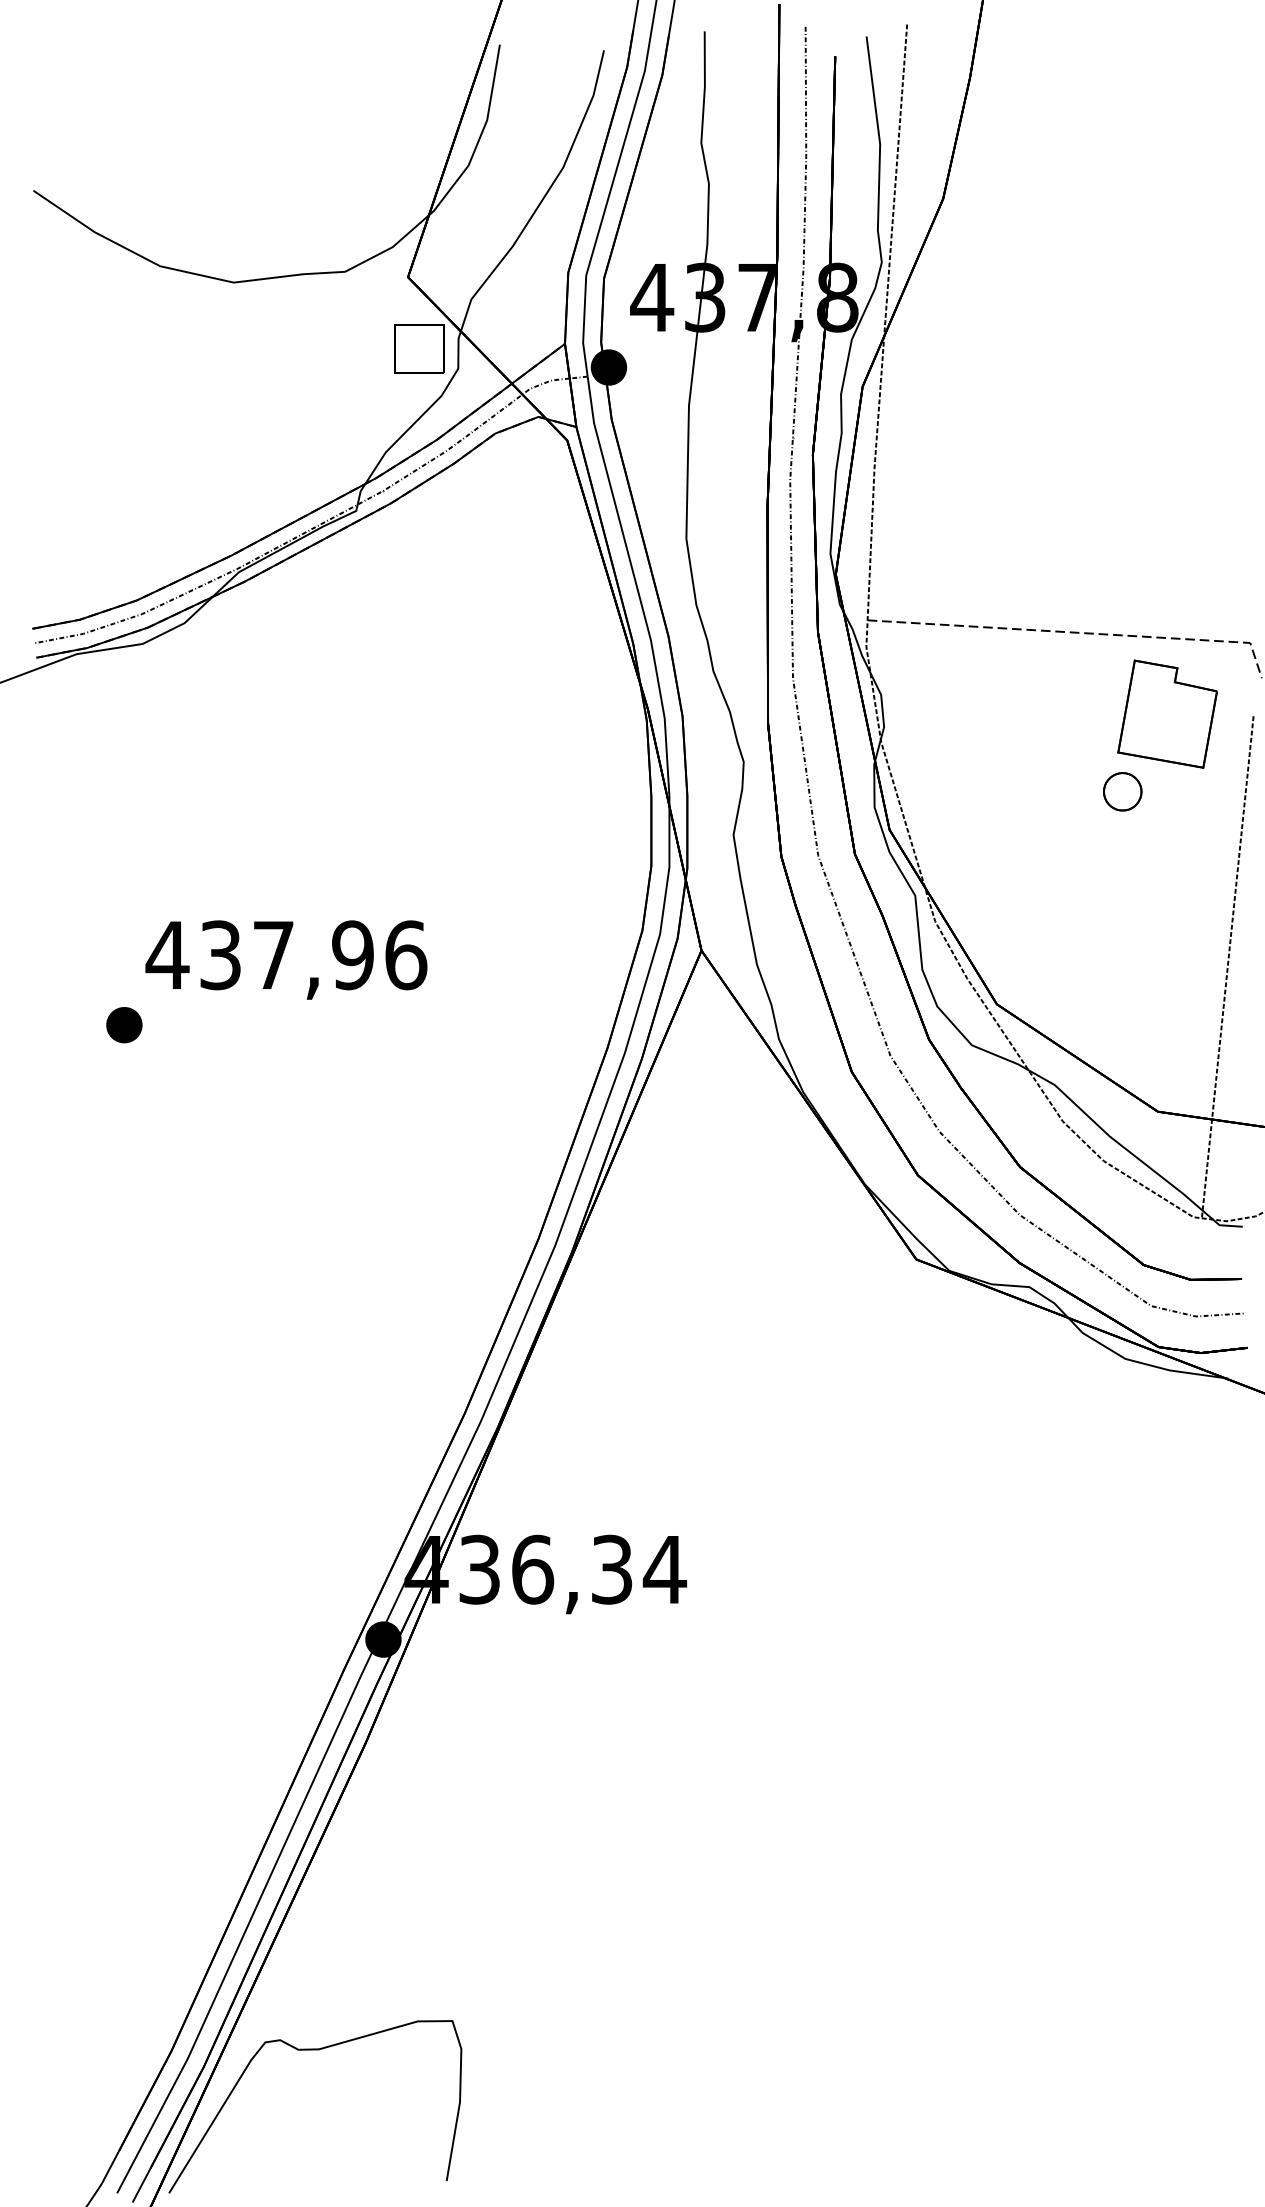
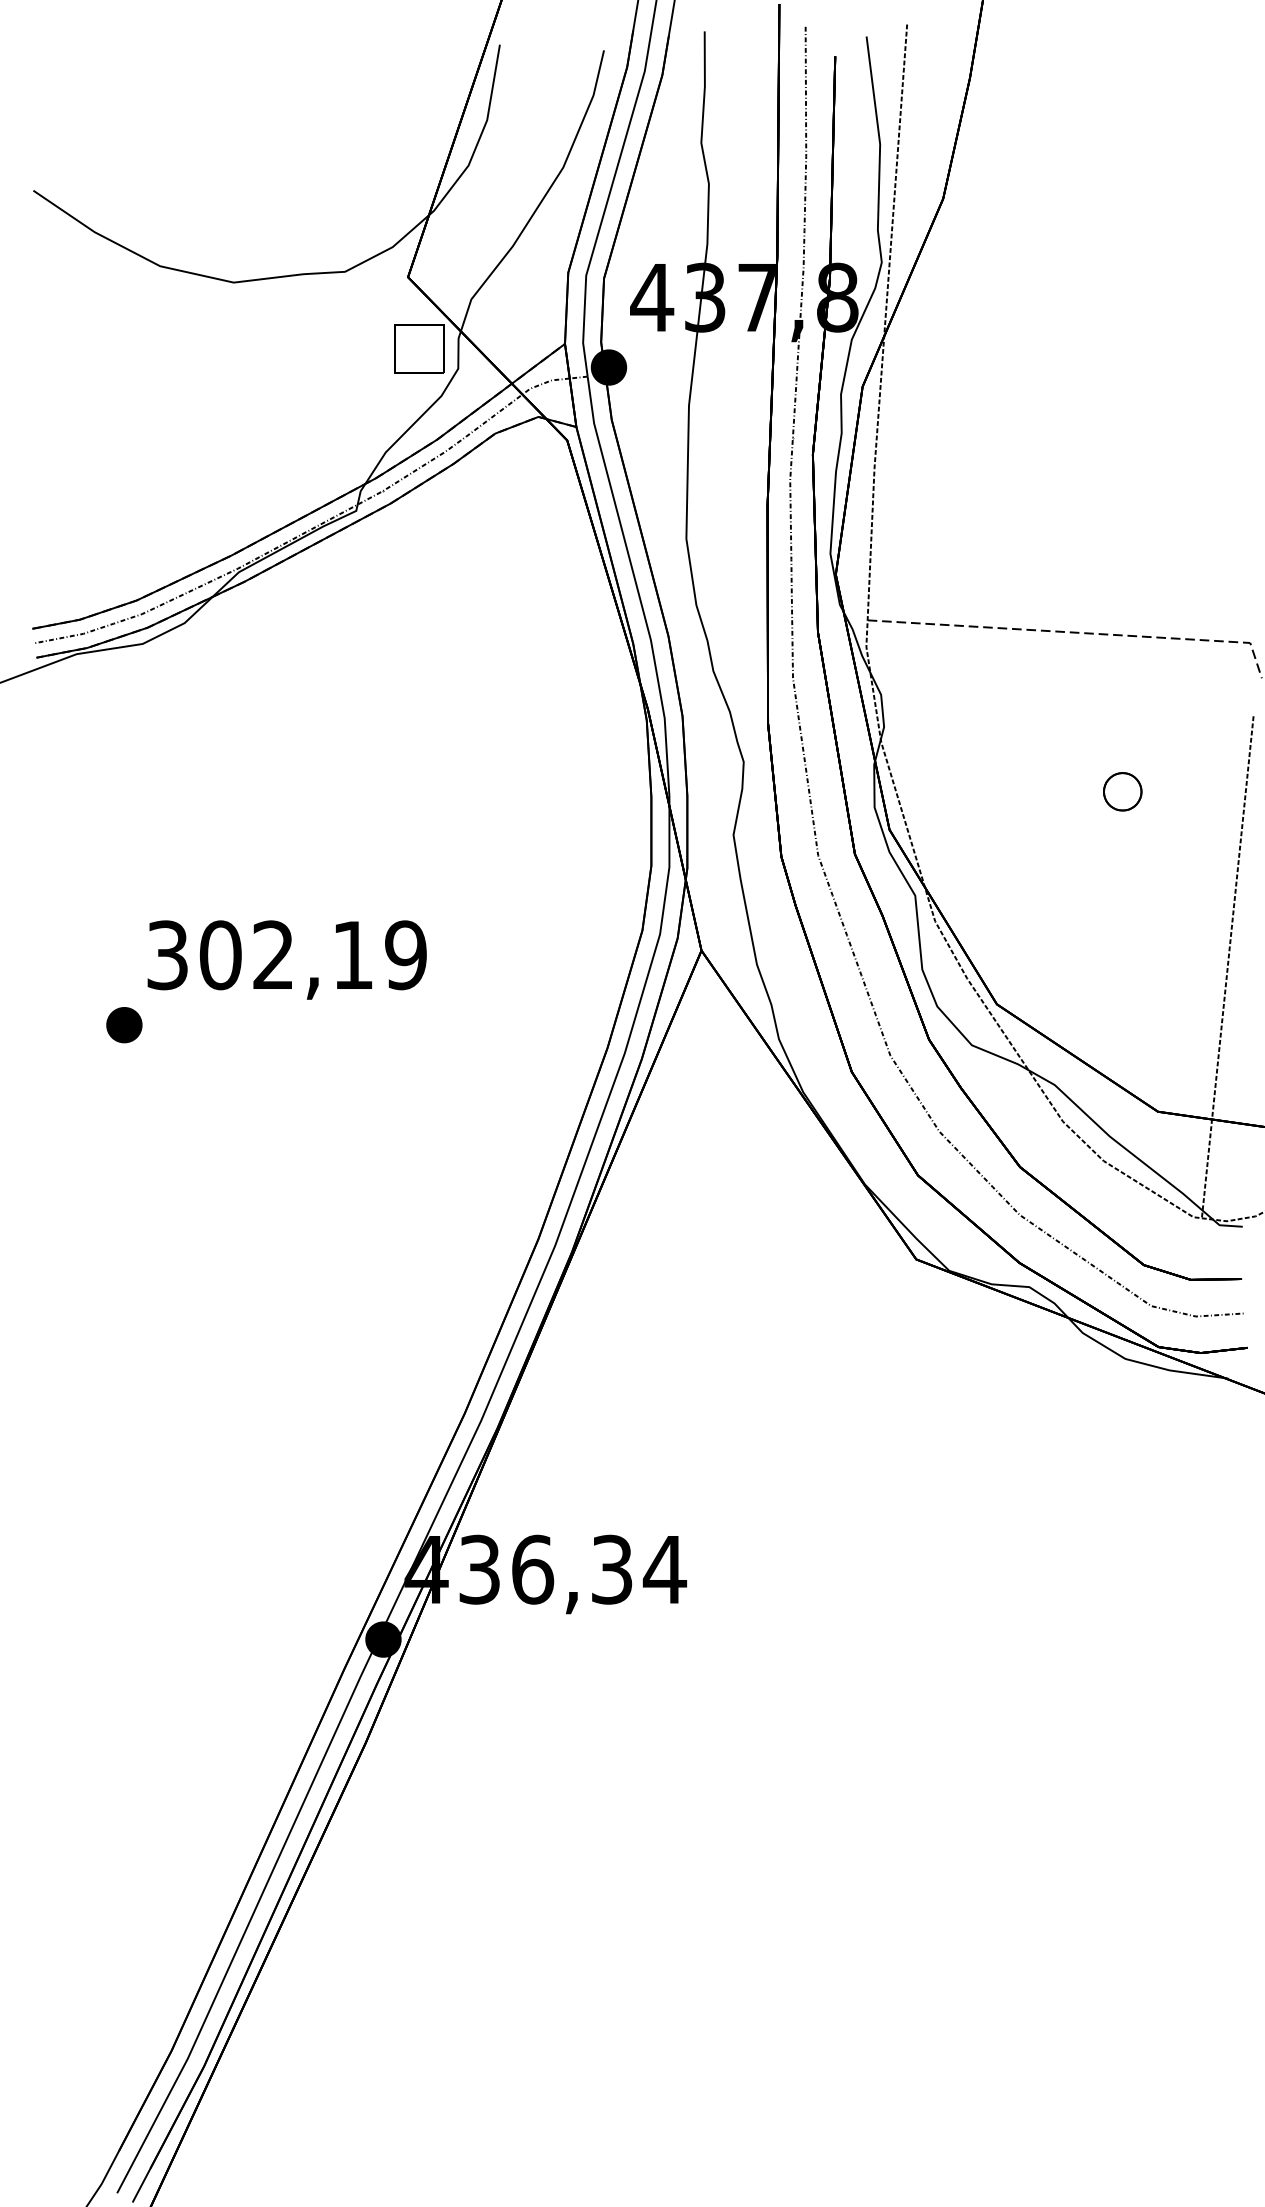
part: present -> none (1167, 713)
text: 437,96 -> 302,19 (286, 955)
curve: present -> none (315, 2050)
